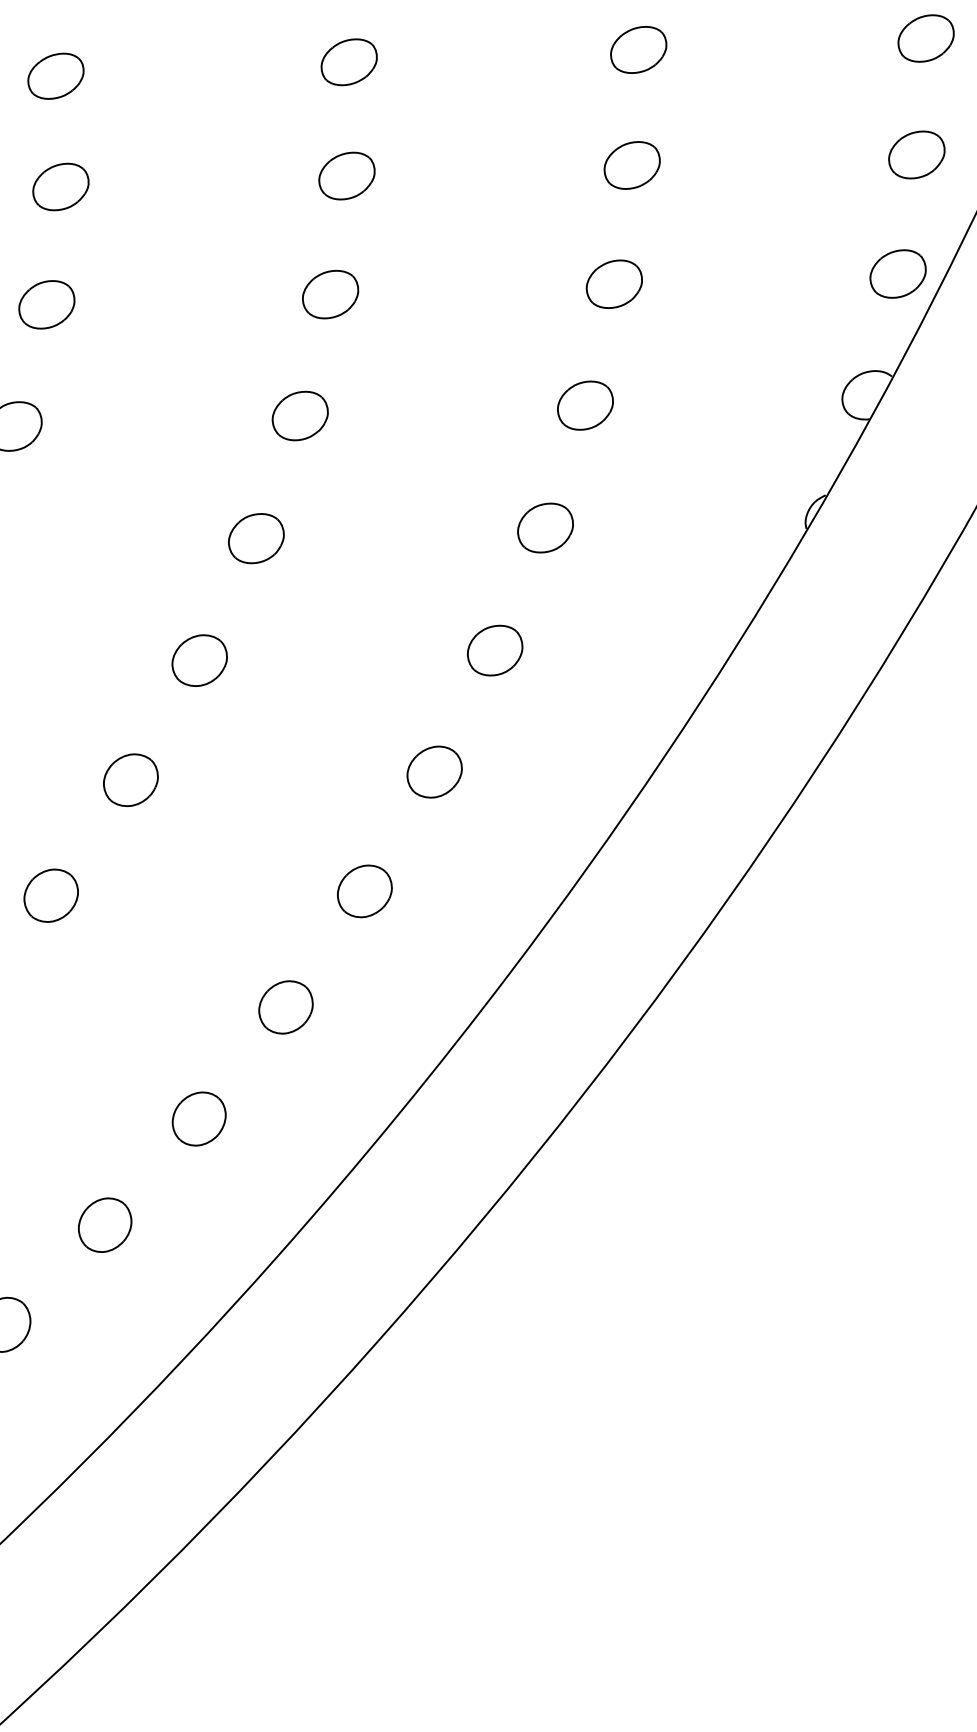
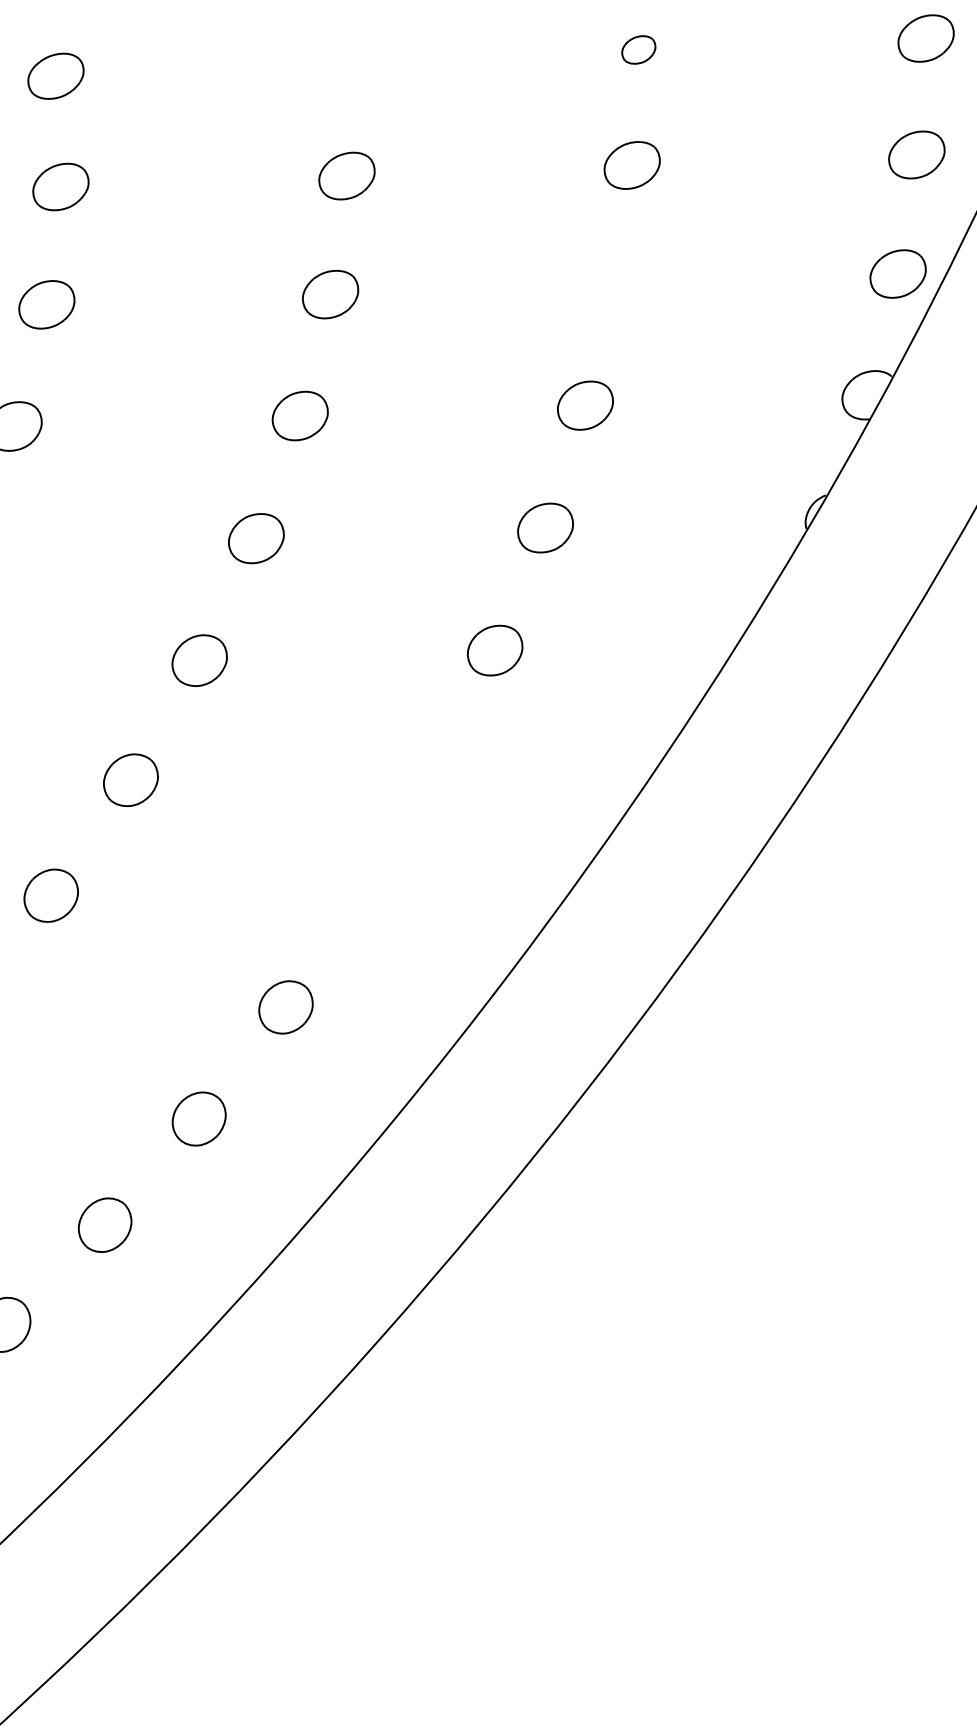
part size: 58x48 px -> 36x30 px (638, 49)
part: present -> none (348, 62)
part: present -> none (613, 283)
part: present -> none (434, 771)
part: present -> none (364, 891)
